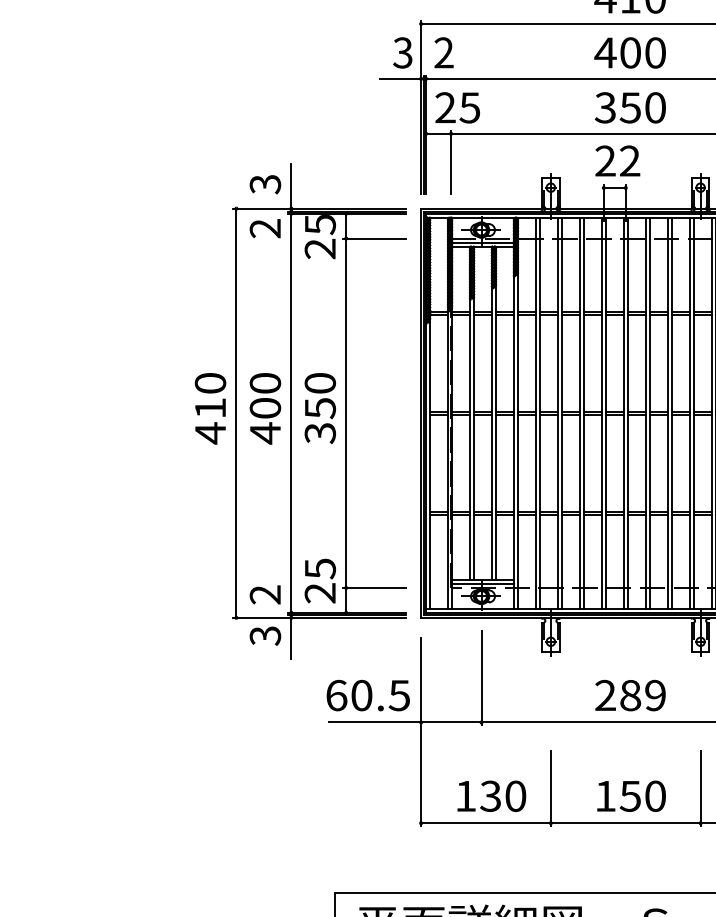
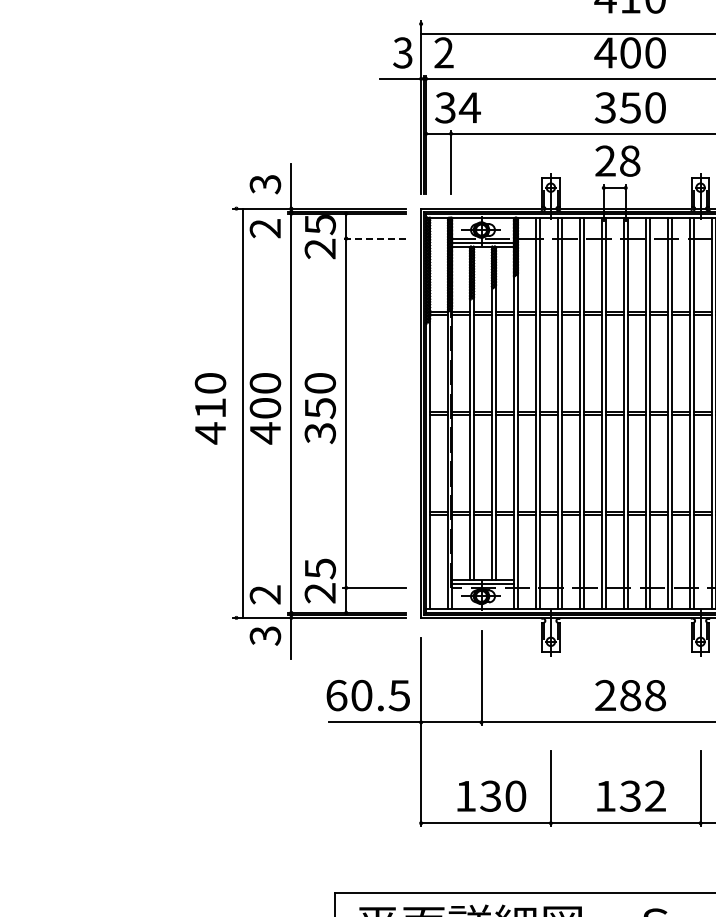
line position: (566, 23) -> (566, 33) (566, 33)
text: 25 -> 34 (457, 107)
text: 22 -> 28 (630, 160)
line: solid -> dashed (374, 238)
line position: (236, 412) -> (243, 412) (243, 412)
text: 289 -> 288 (655, 695)
text: 150 -> 132 (642, 795)
